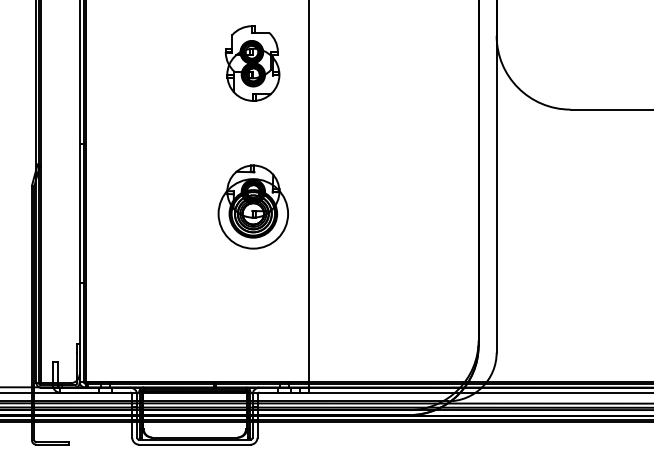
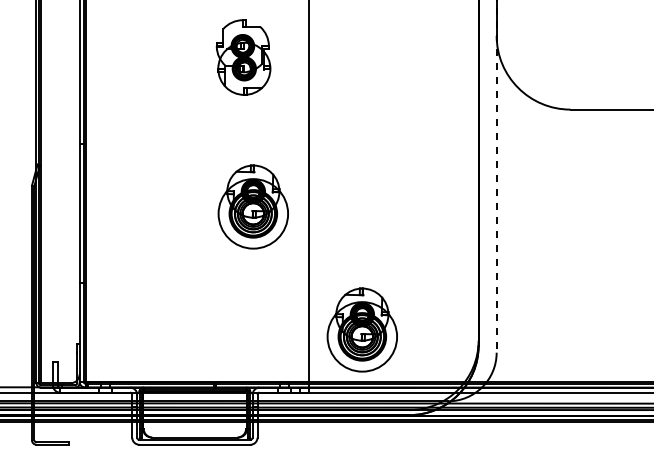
part position: (252, 63) -> (243, 57) (243, 57)
line: solid -> dashed (496, 176)
part: none -> present (361, 329)
